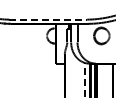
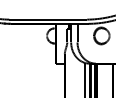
line: dashed -> solid (48, 19)
line: dashed -> solid (84, 79)
